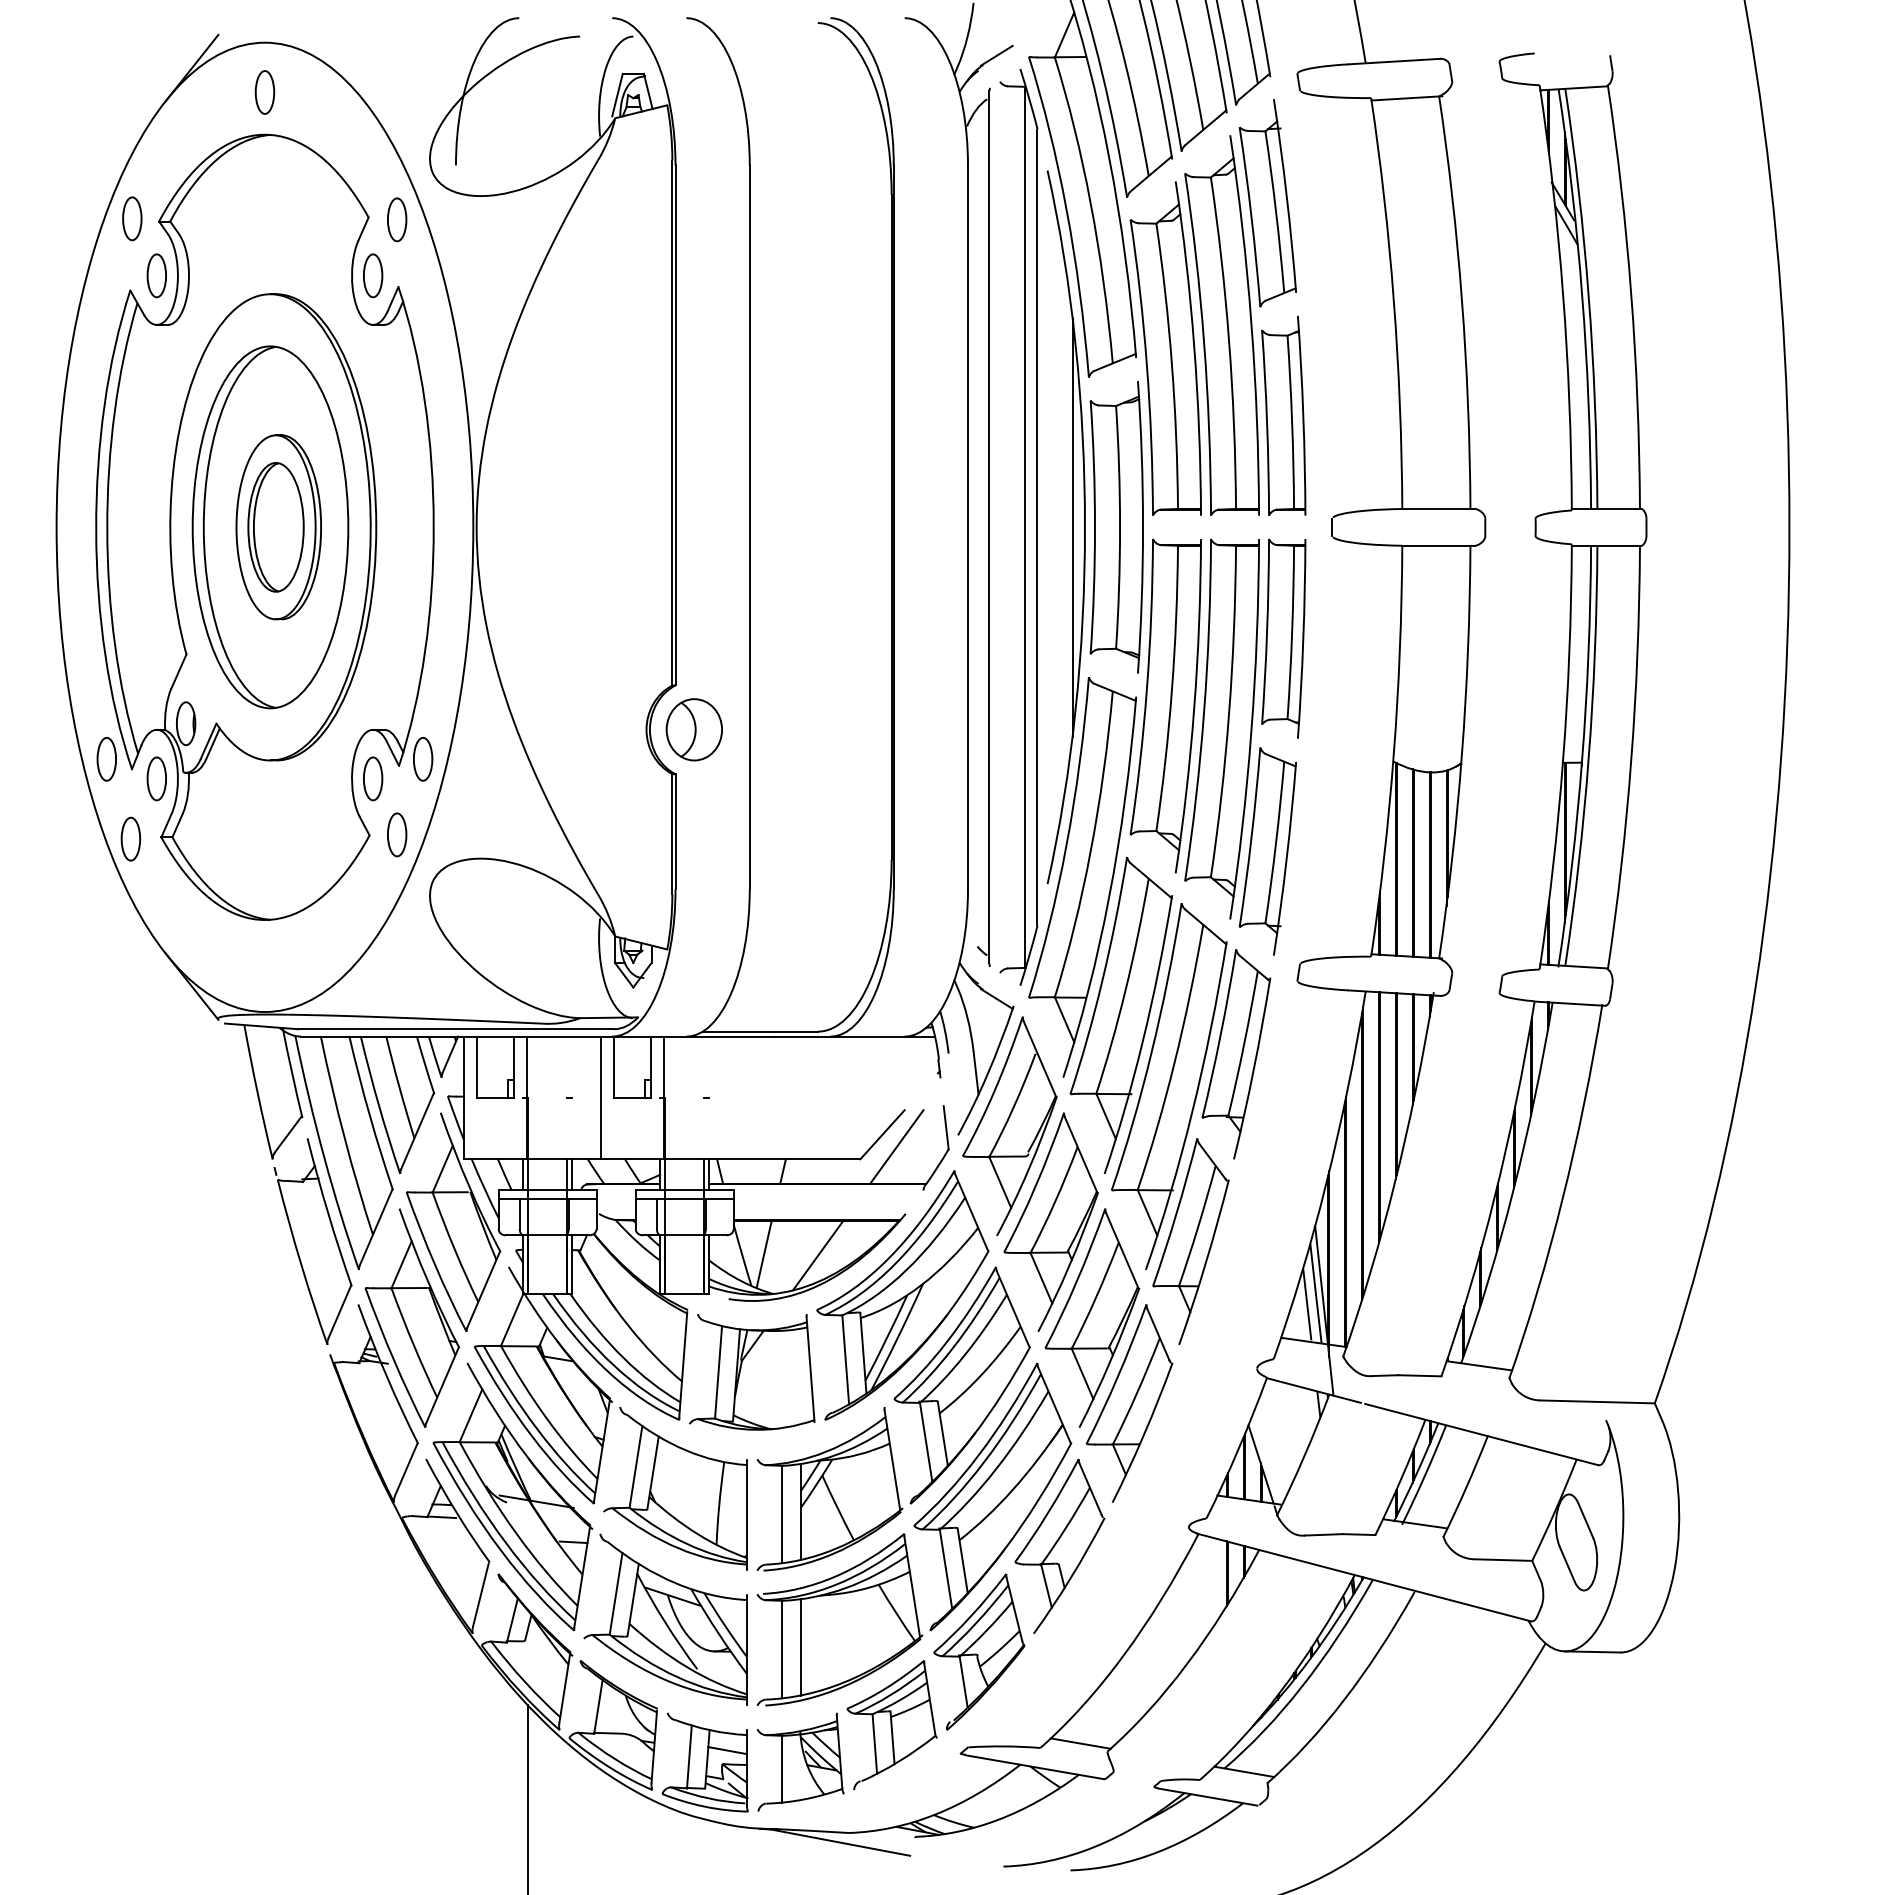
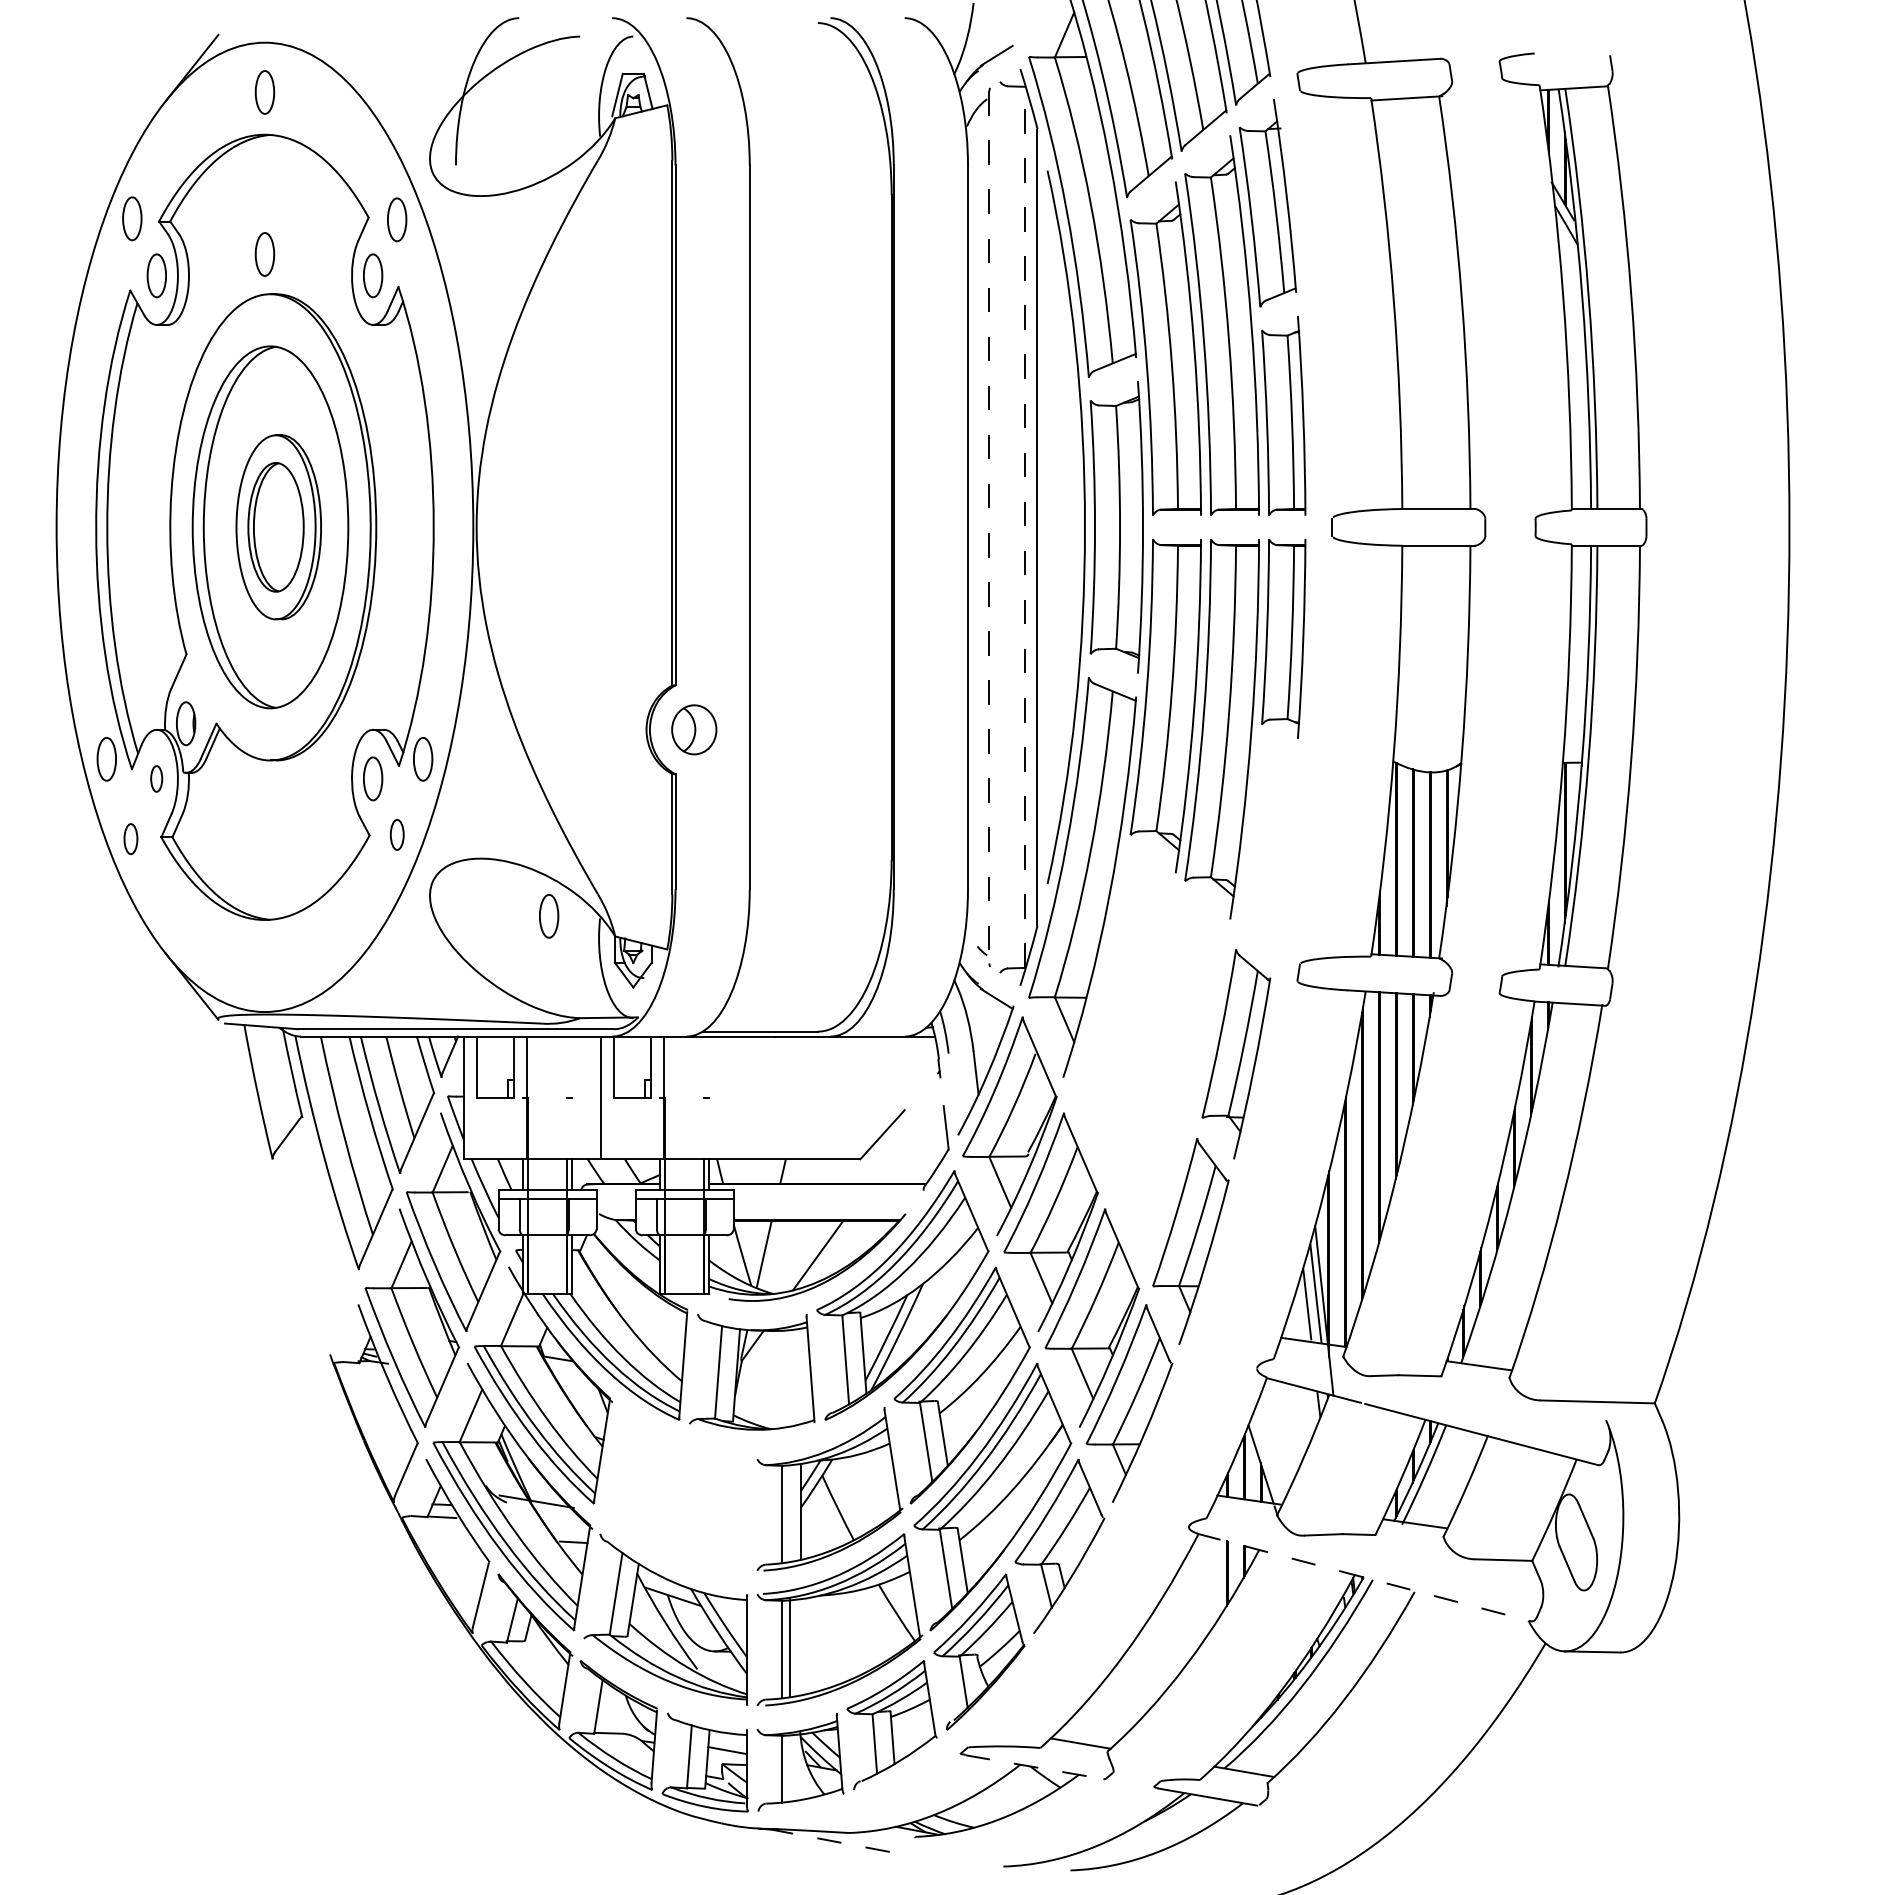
part: none -> present (264, 254)
line: solid -> dashed (989, 527)
line: solid -> dashed (1025, 527)
line: present -> none (1072, 527)
part size: 58x64 px -> 47x52 px (694, 729)
part size: 21x46 px -> 14x28 px (156, 778)
part size: 21x46 px -> 16x32 px (396, 834)
part size: 22x46 px -> 16x32 px (130, 838)
part: present -> none (1267, 851)
part: none -> present (549, 916)
part: present -> none (1148, 1063)
line: present -> none (896, 1146)
part: present -> none (312, 1241)
part: present -> none (675, 1488)
line: solid -> dashed (1363, 1577)
line position: (800, 1647) -> (789, 1647) (789, 1647)
line: solid -> dashed (1034, 1767)
line: present -> none (528, 1798)
line: solid -> dashed (839, 1842)
